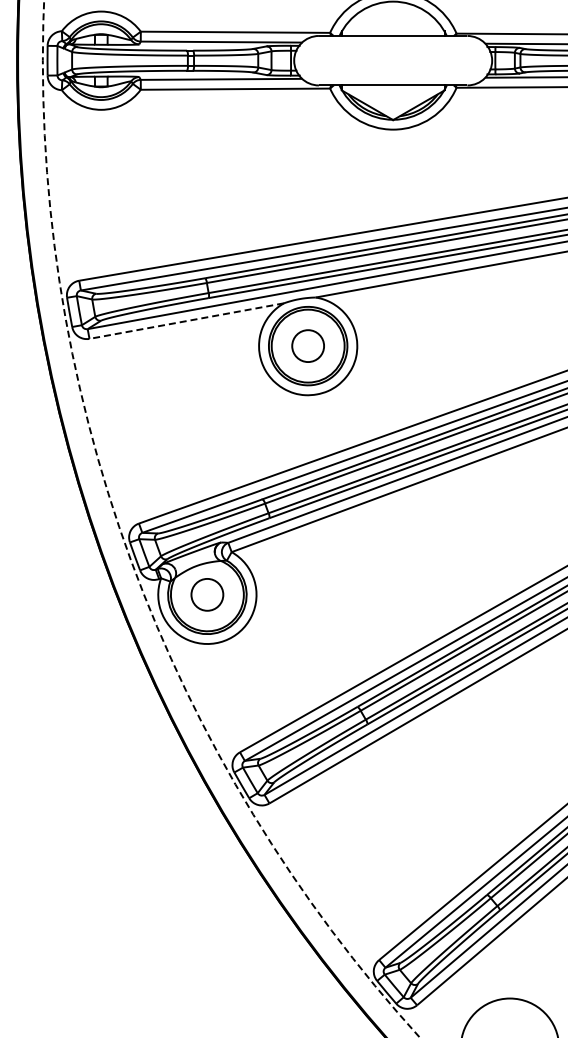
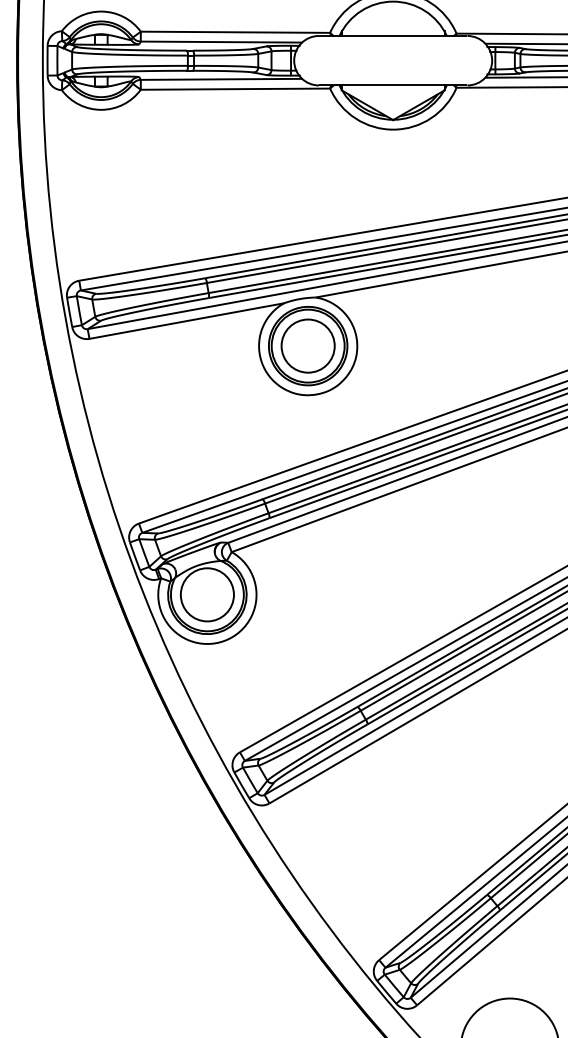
line: dashed -> solid (186, 321)
circle diameter: 32 px -> 53 px (307, 345)
circle: dashed -> solid (230, 518)
circle diameter: 32 px -> 53 px (206, 594)
